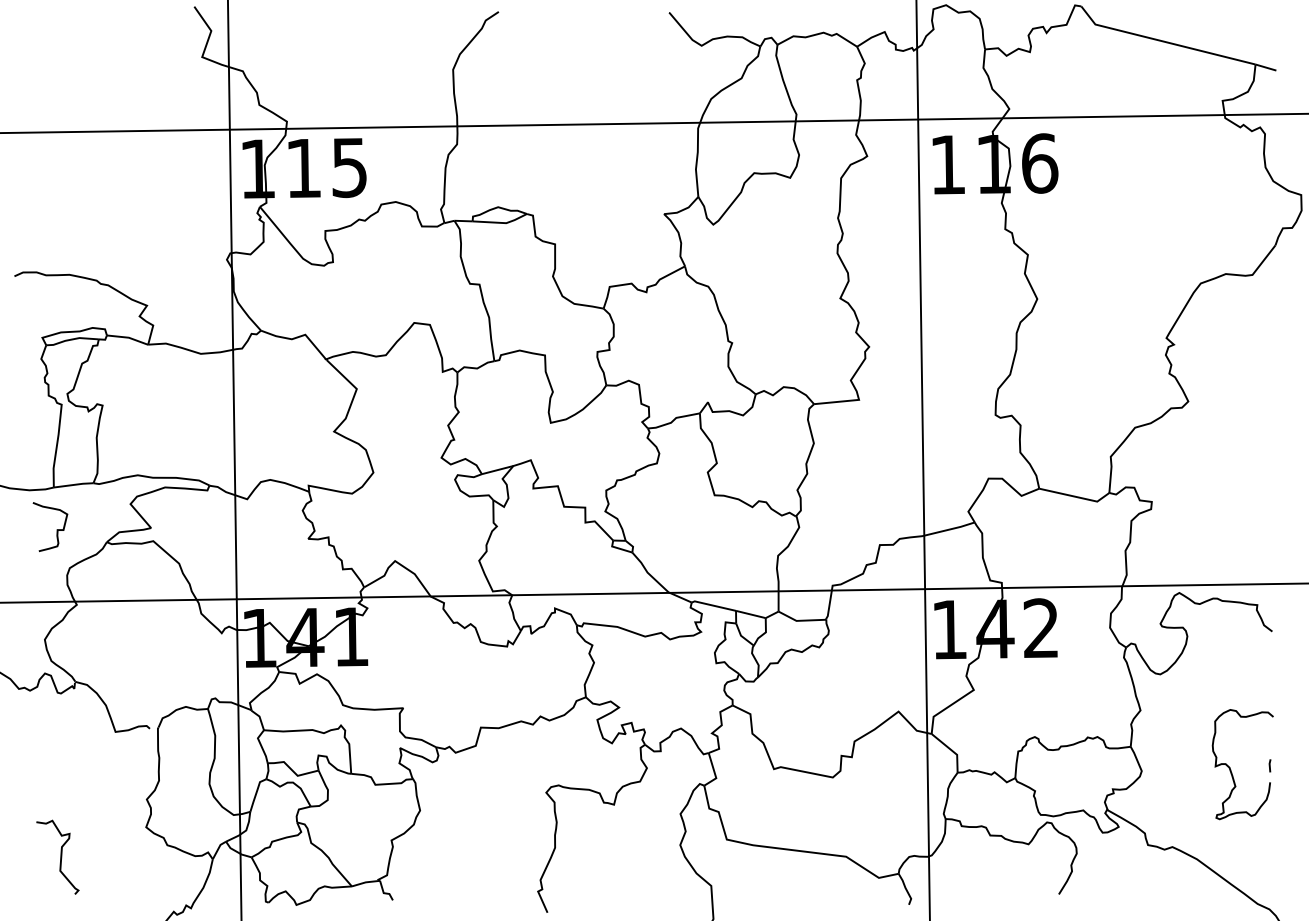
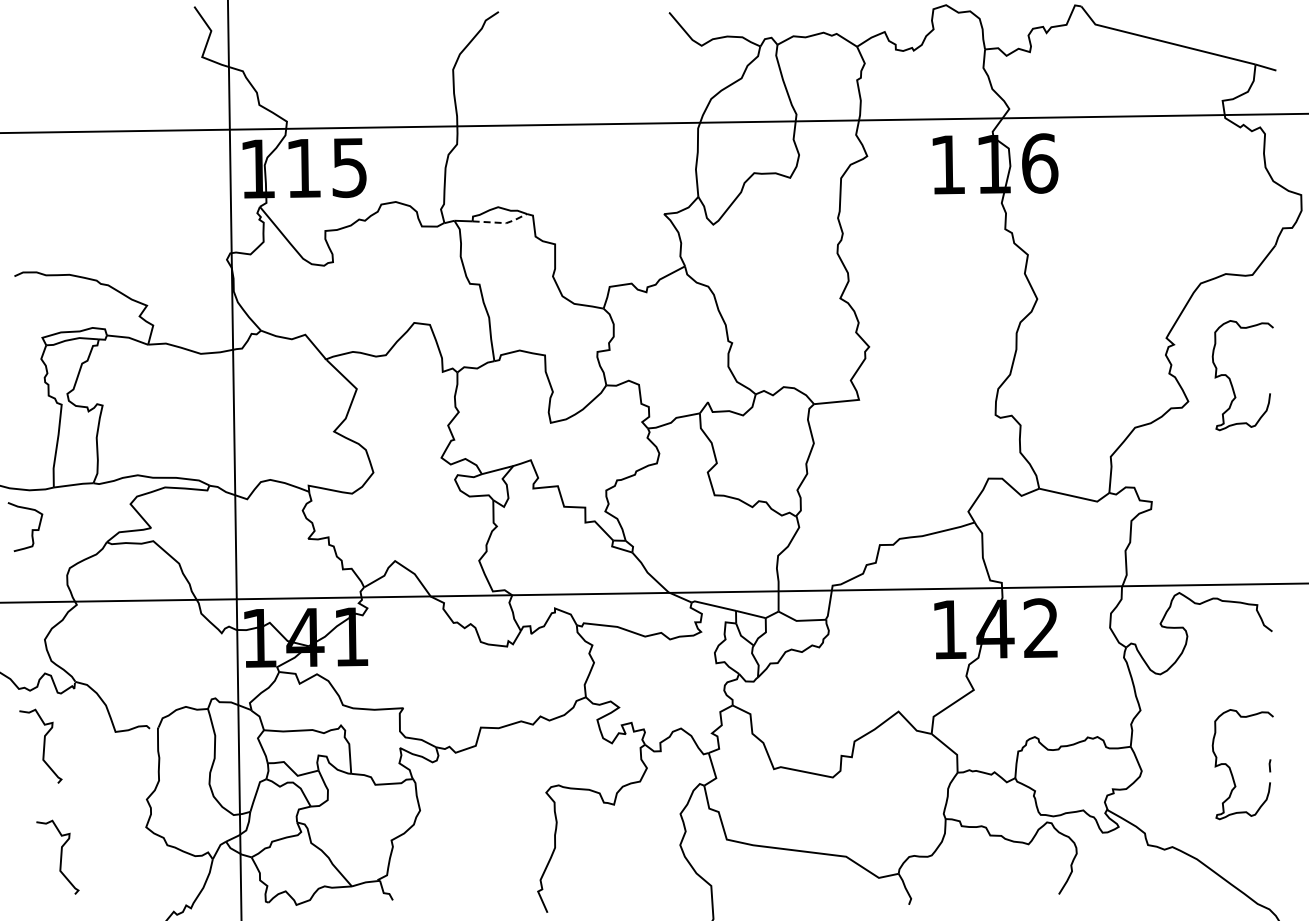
line: solid -> dashed (502, 222)
curve: none -> present (1231, 380)
line: present -> none (922, 459)
curve position: (56, 529) -> (31, 529) (31, 529)
curve: none -> present (43, 745)
